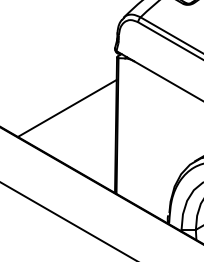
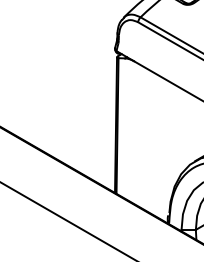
line: present -> none (66, 107)
